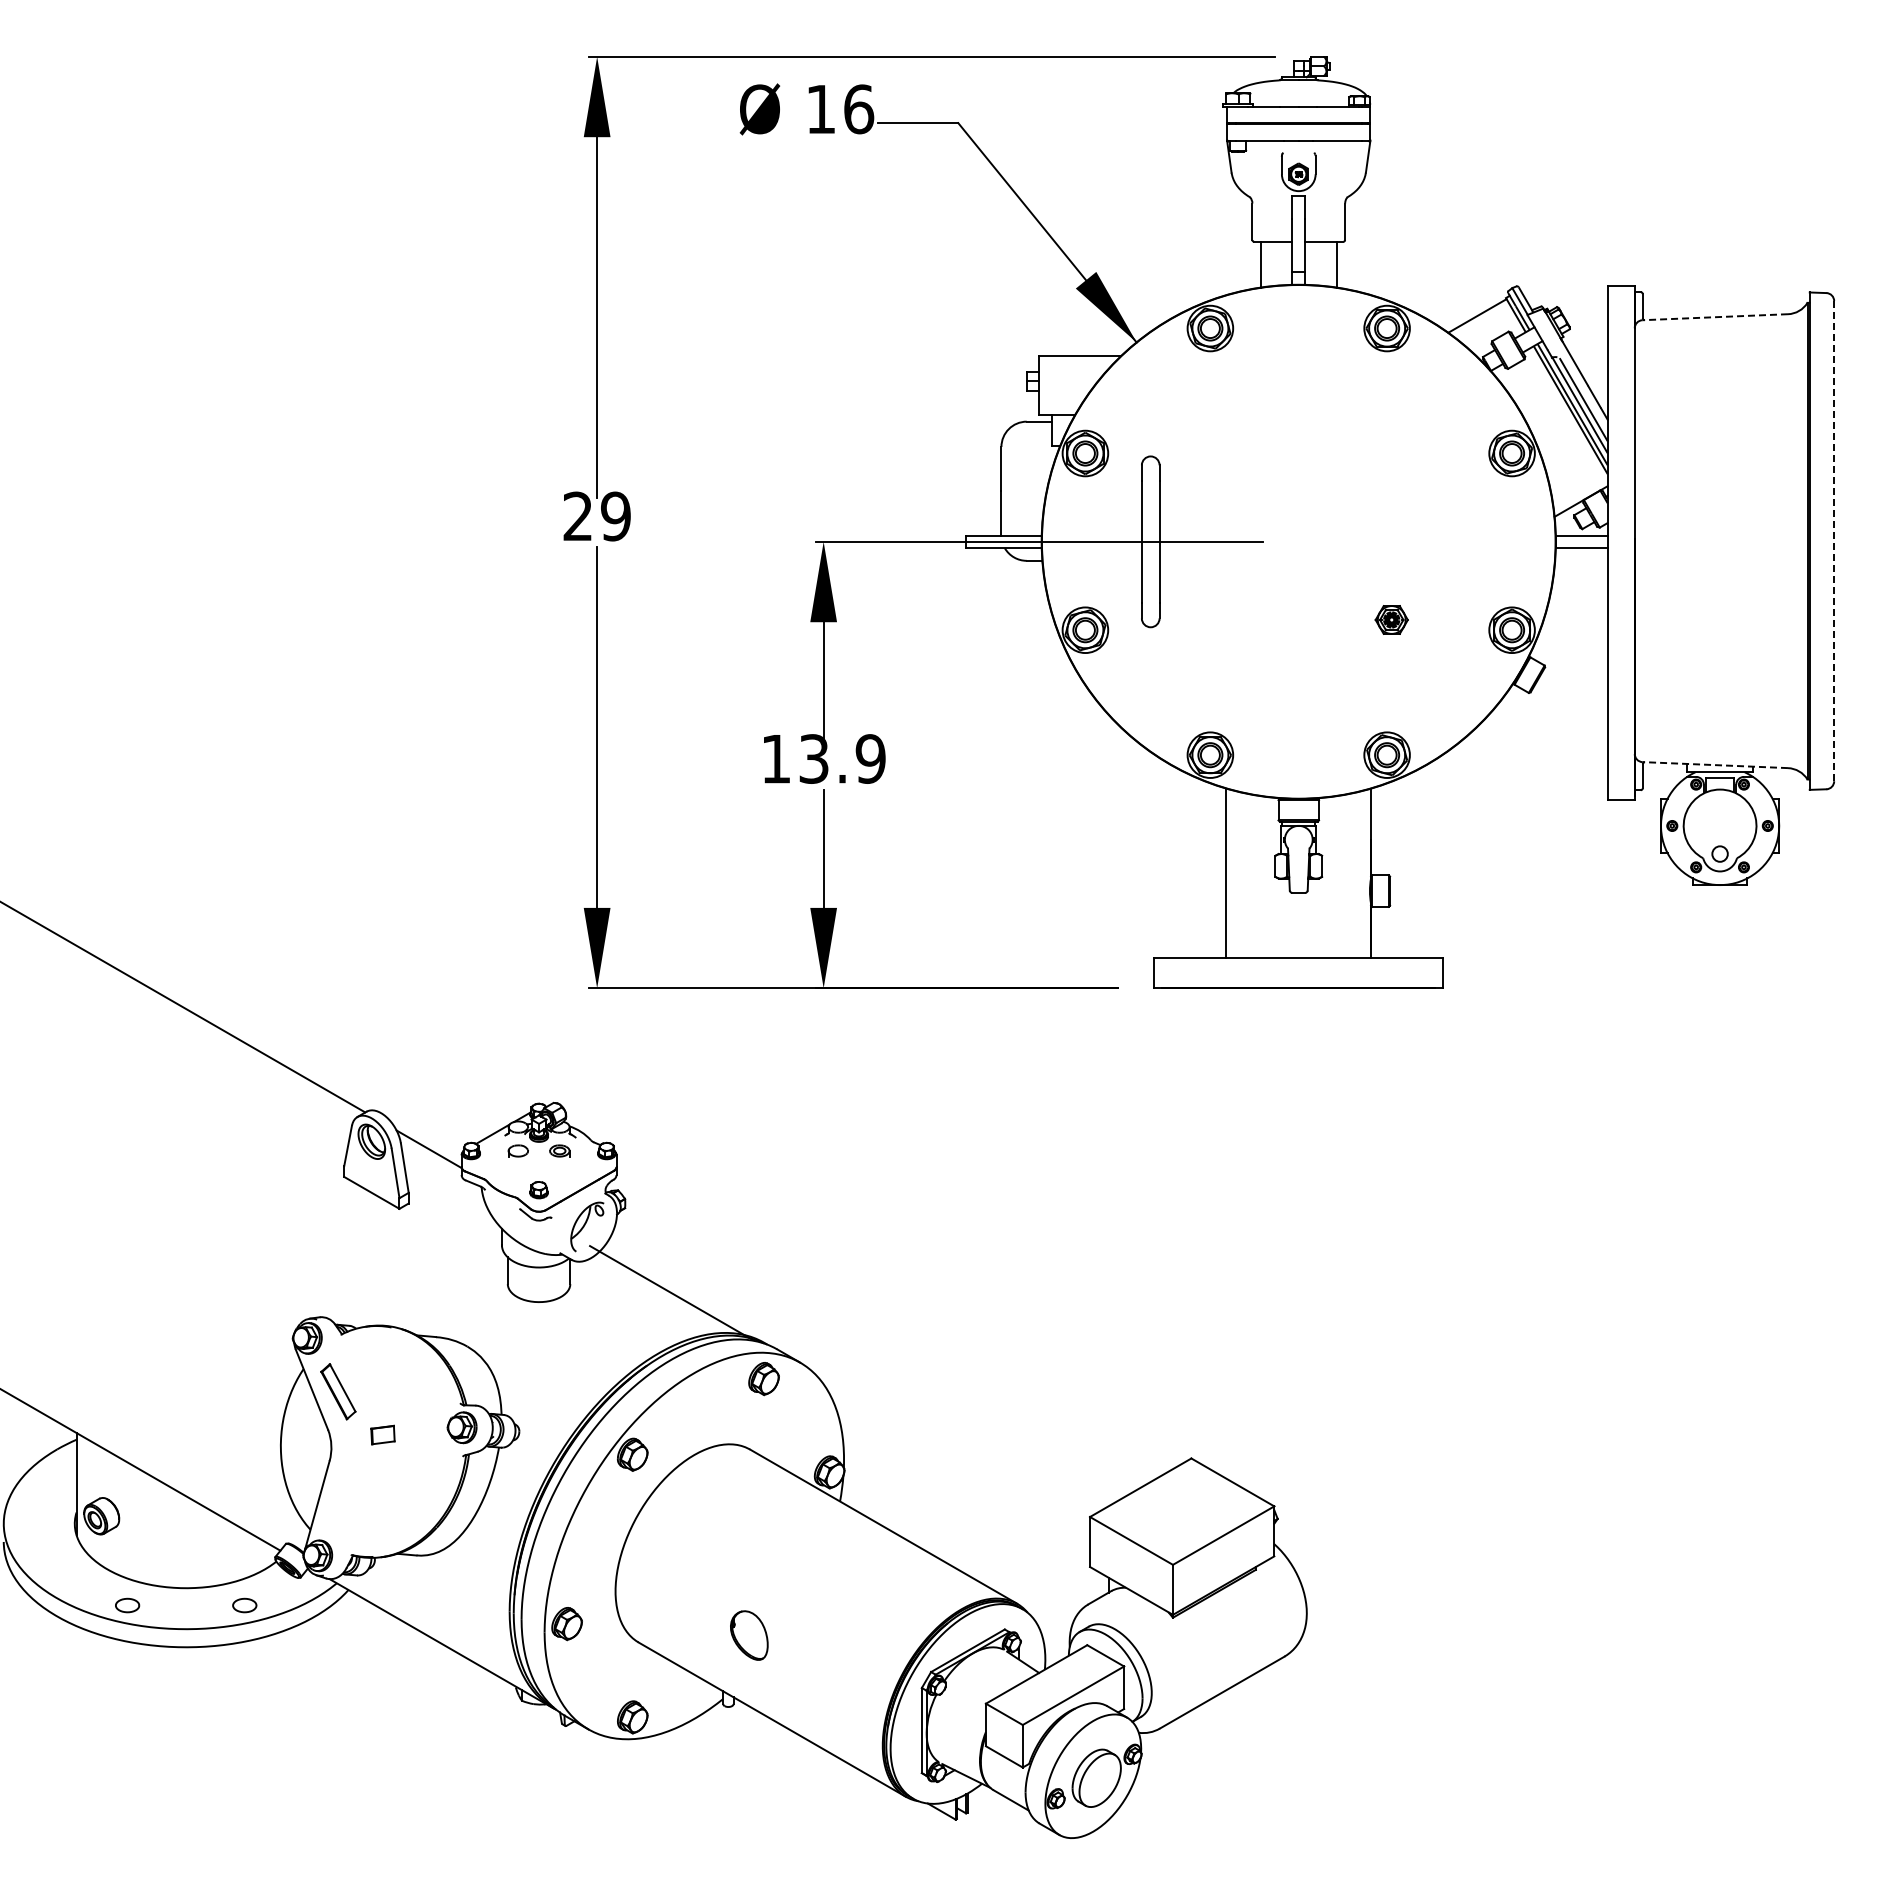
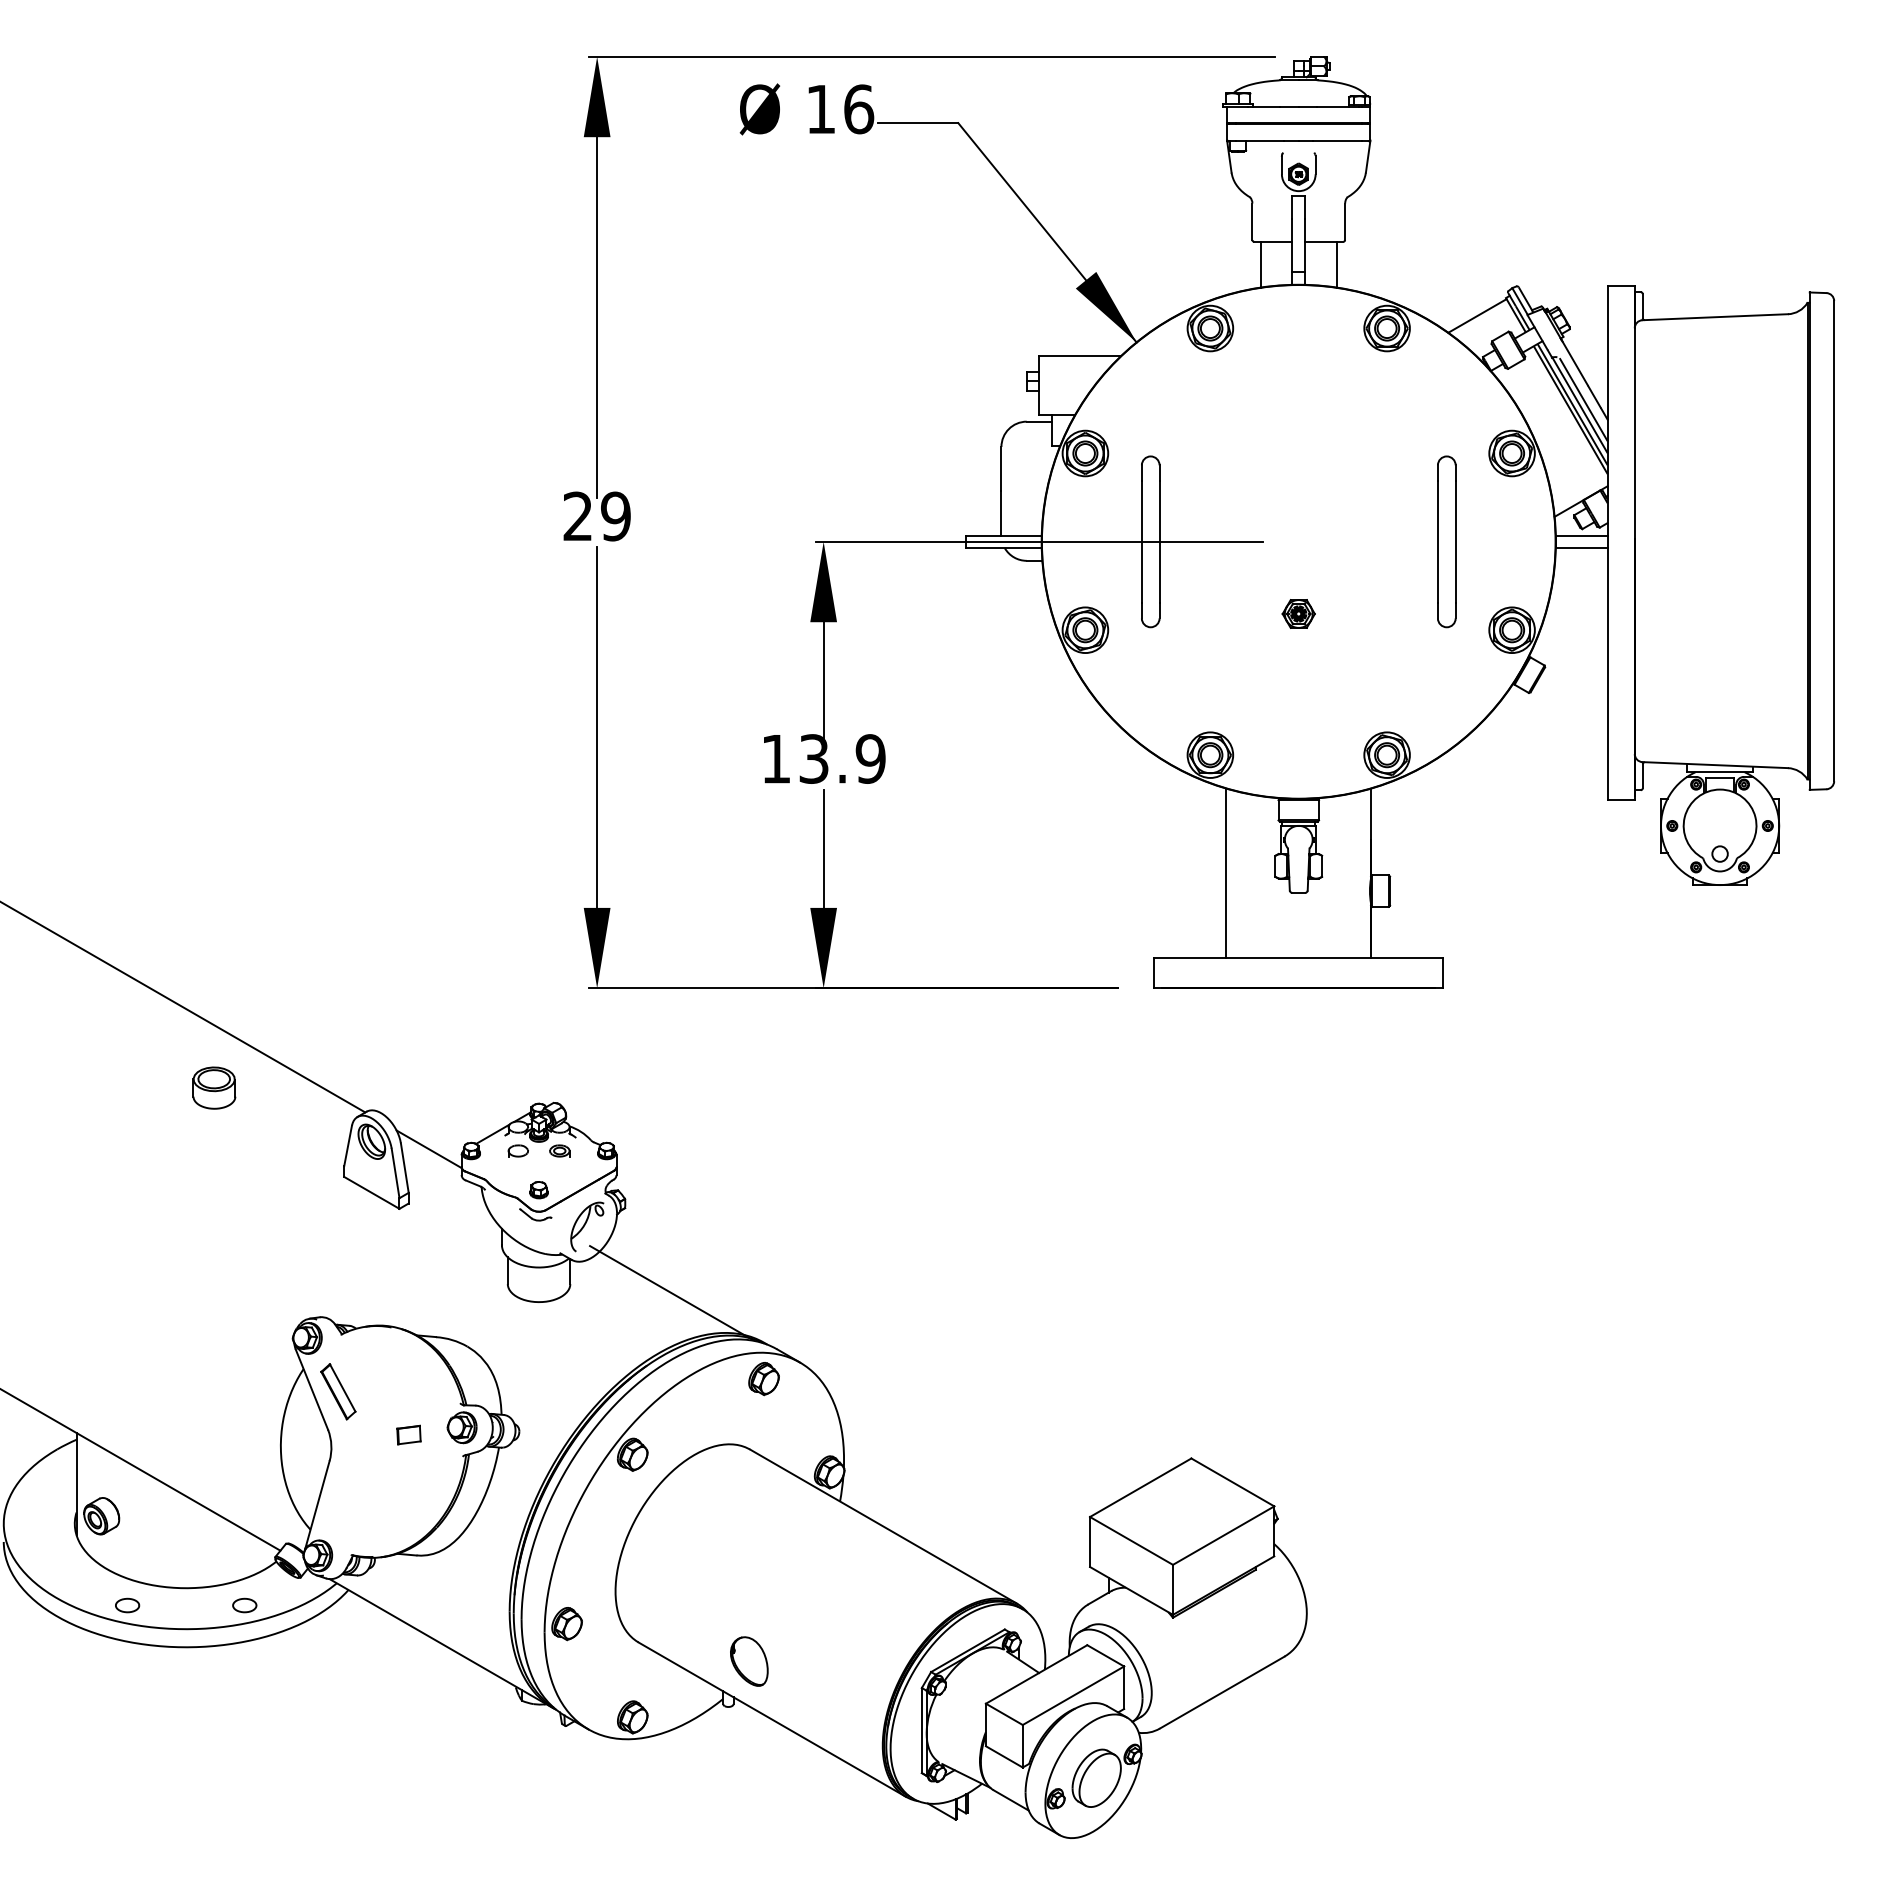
line: dashed -> solid (1715, 317)
part: none -> present (1446, 541)
line: dashed -> solid (1834, 541)
part position: (1391, 619) -> (1298, 613) (1298, 613)
line: dashed -> solid (1715, 765)
part: none -> present (214, 1087)
part position: (382, 1434) -> (408, 1434) (408, 1434)
part position: (749, 1635) -> (749, 1661) (749, 1661)
